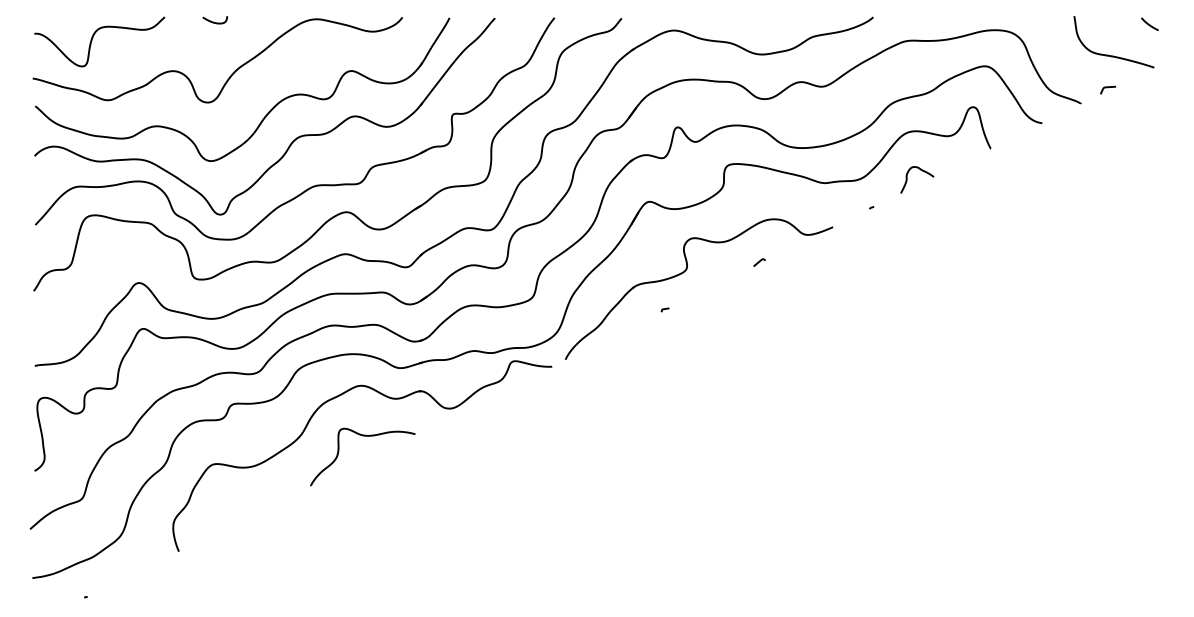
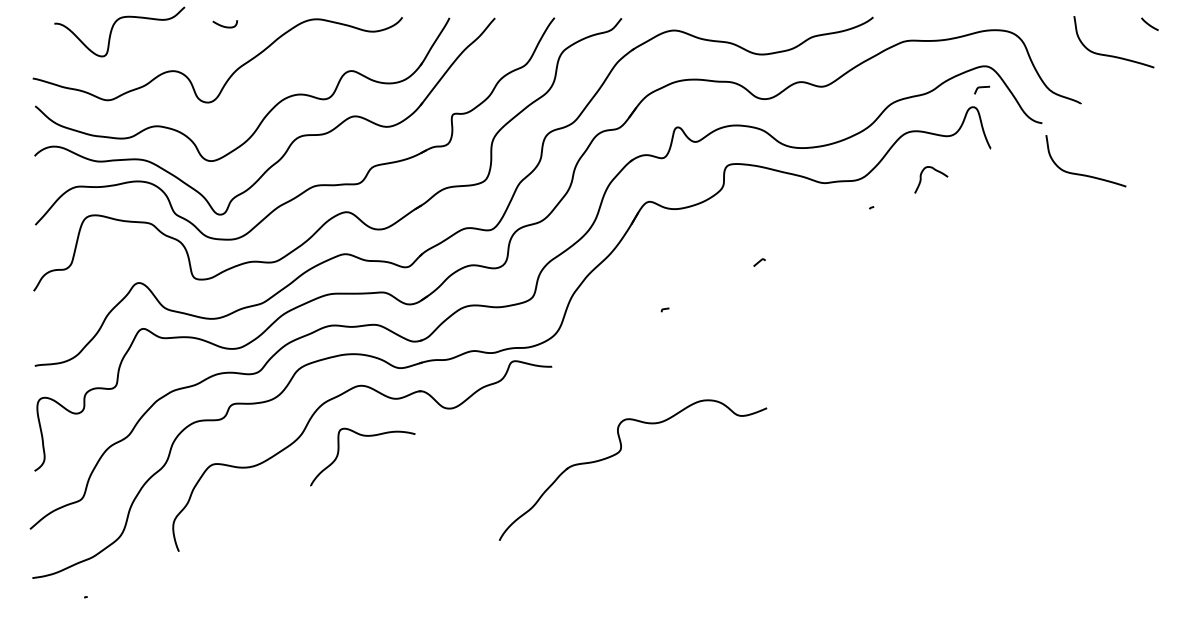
curve position: (213, 21) -> (223, 25) (223, 25)
curve position: (92, 41) -> (112, 31) (112, 31)
curve position: (1107, 88) -> (981, 88) (981, 88)
curve position: (922, 171) -> (936, 171) (936, 171)
curve: none -> present (1080, 173)
part position: (683, 273) -> (617, 454) (617, 454)
